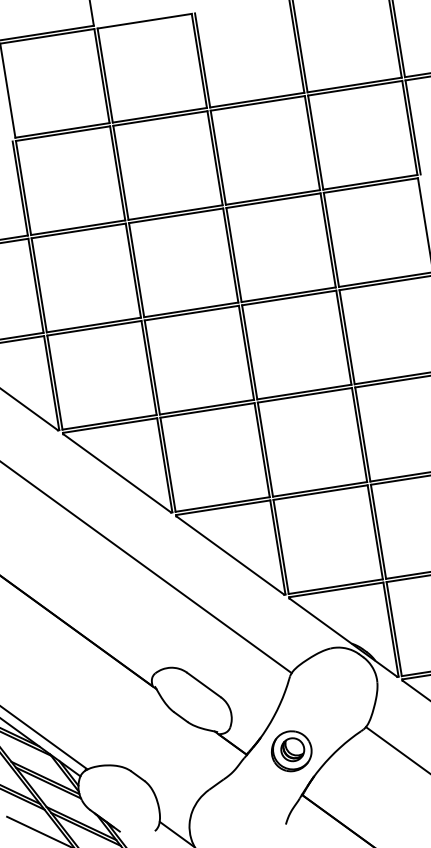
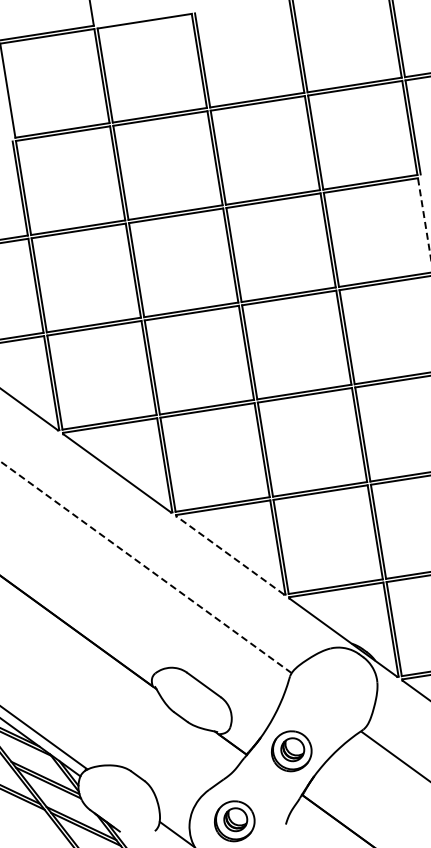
line: solid -> dashed (424, 218)
line: solid -> dashed (230, 555)
line: solid -> dashed (146, 567)
line position: (396, 749) -> (394, 755) (394, 755)
part: none -> present (234, 821)
line: present -> none (36, 830)
